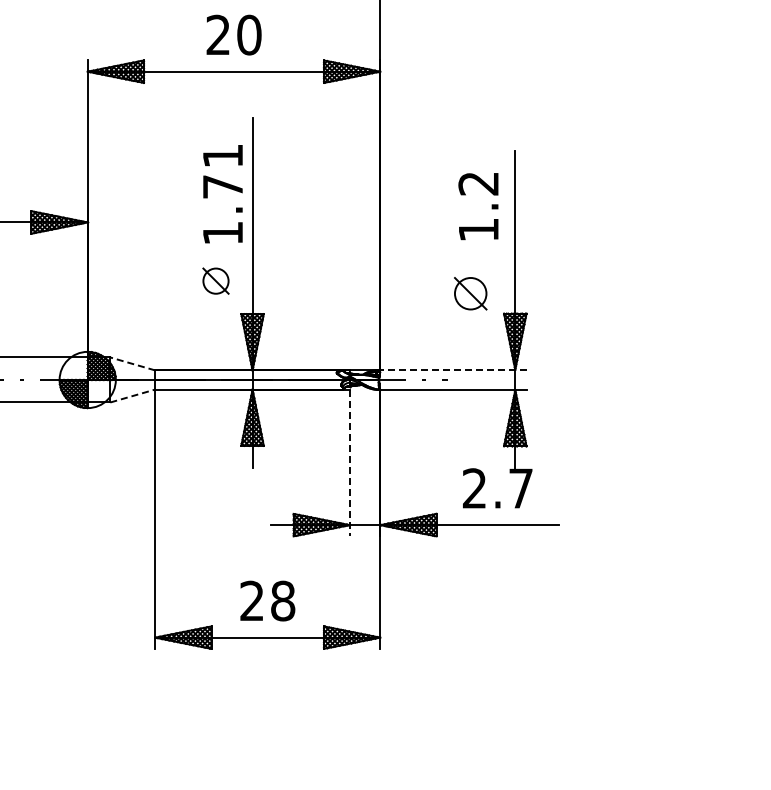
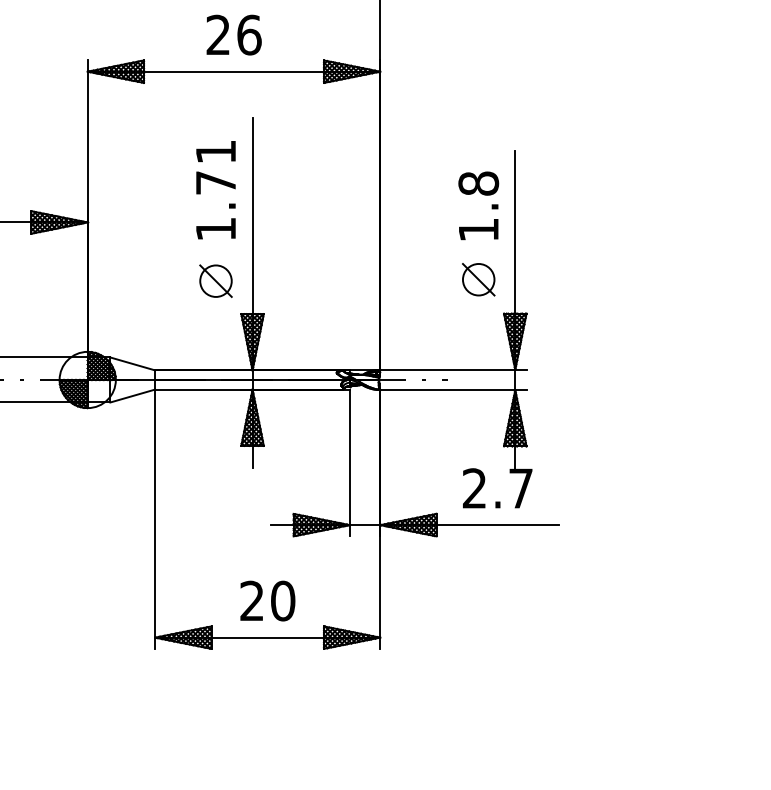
text: 20 -> 26 (249, 34)
text: 1.2 -> 1.8 (478, 183)
text position: (222, 194) -> (215, 190) (215, 190)
part size: 28x28 px -> 34x34 px (215, 280)
part position: (470, 293) -> (478, 279) (478, 279)
line: dashed -> solid (132, 363)
line: dashed -> solid (452, 369)
line: dashed -> solid (133, 395)
line: dashed -> solid (349, 463)
text: 28 -> 20 (283, 600)
